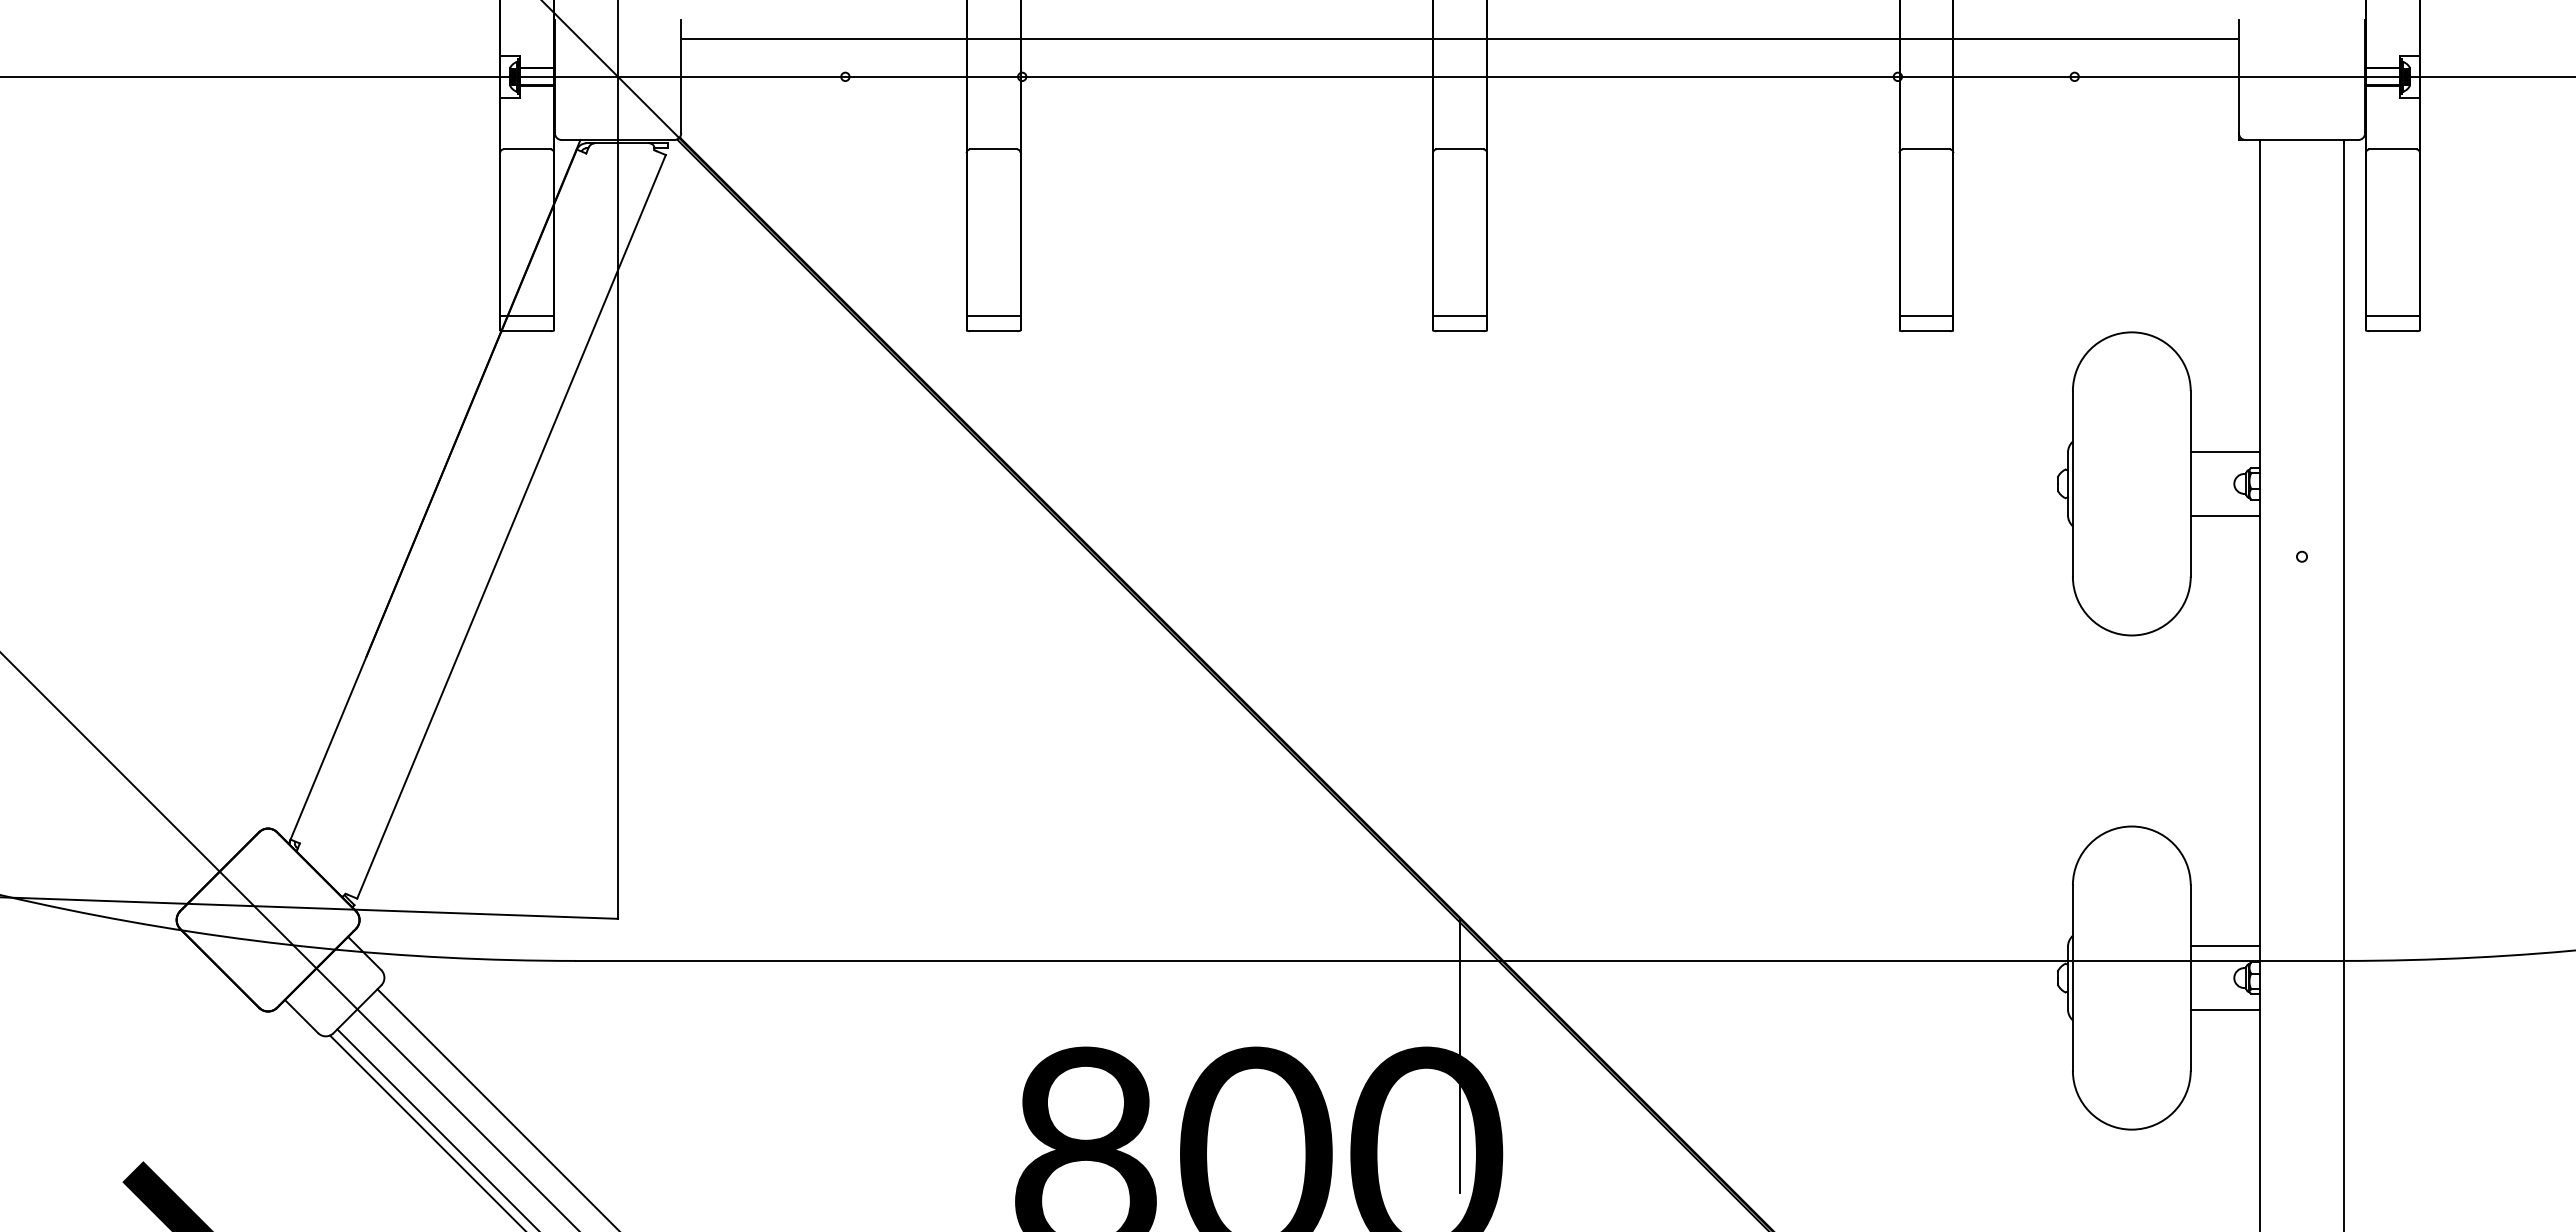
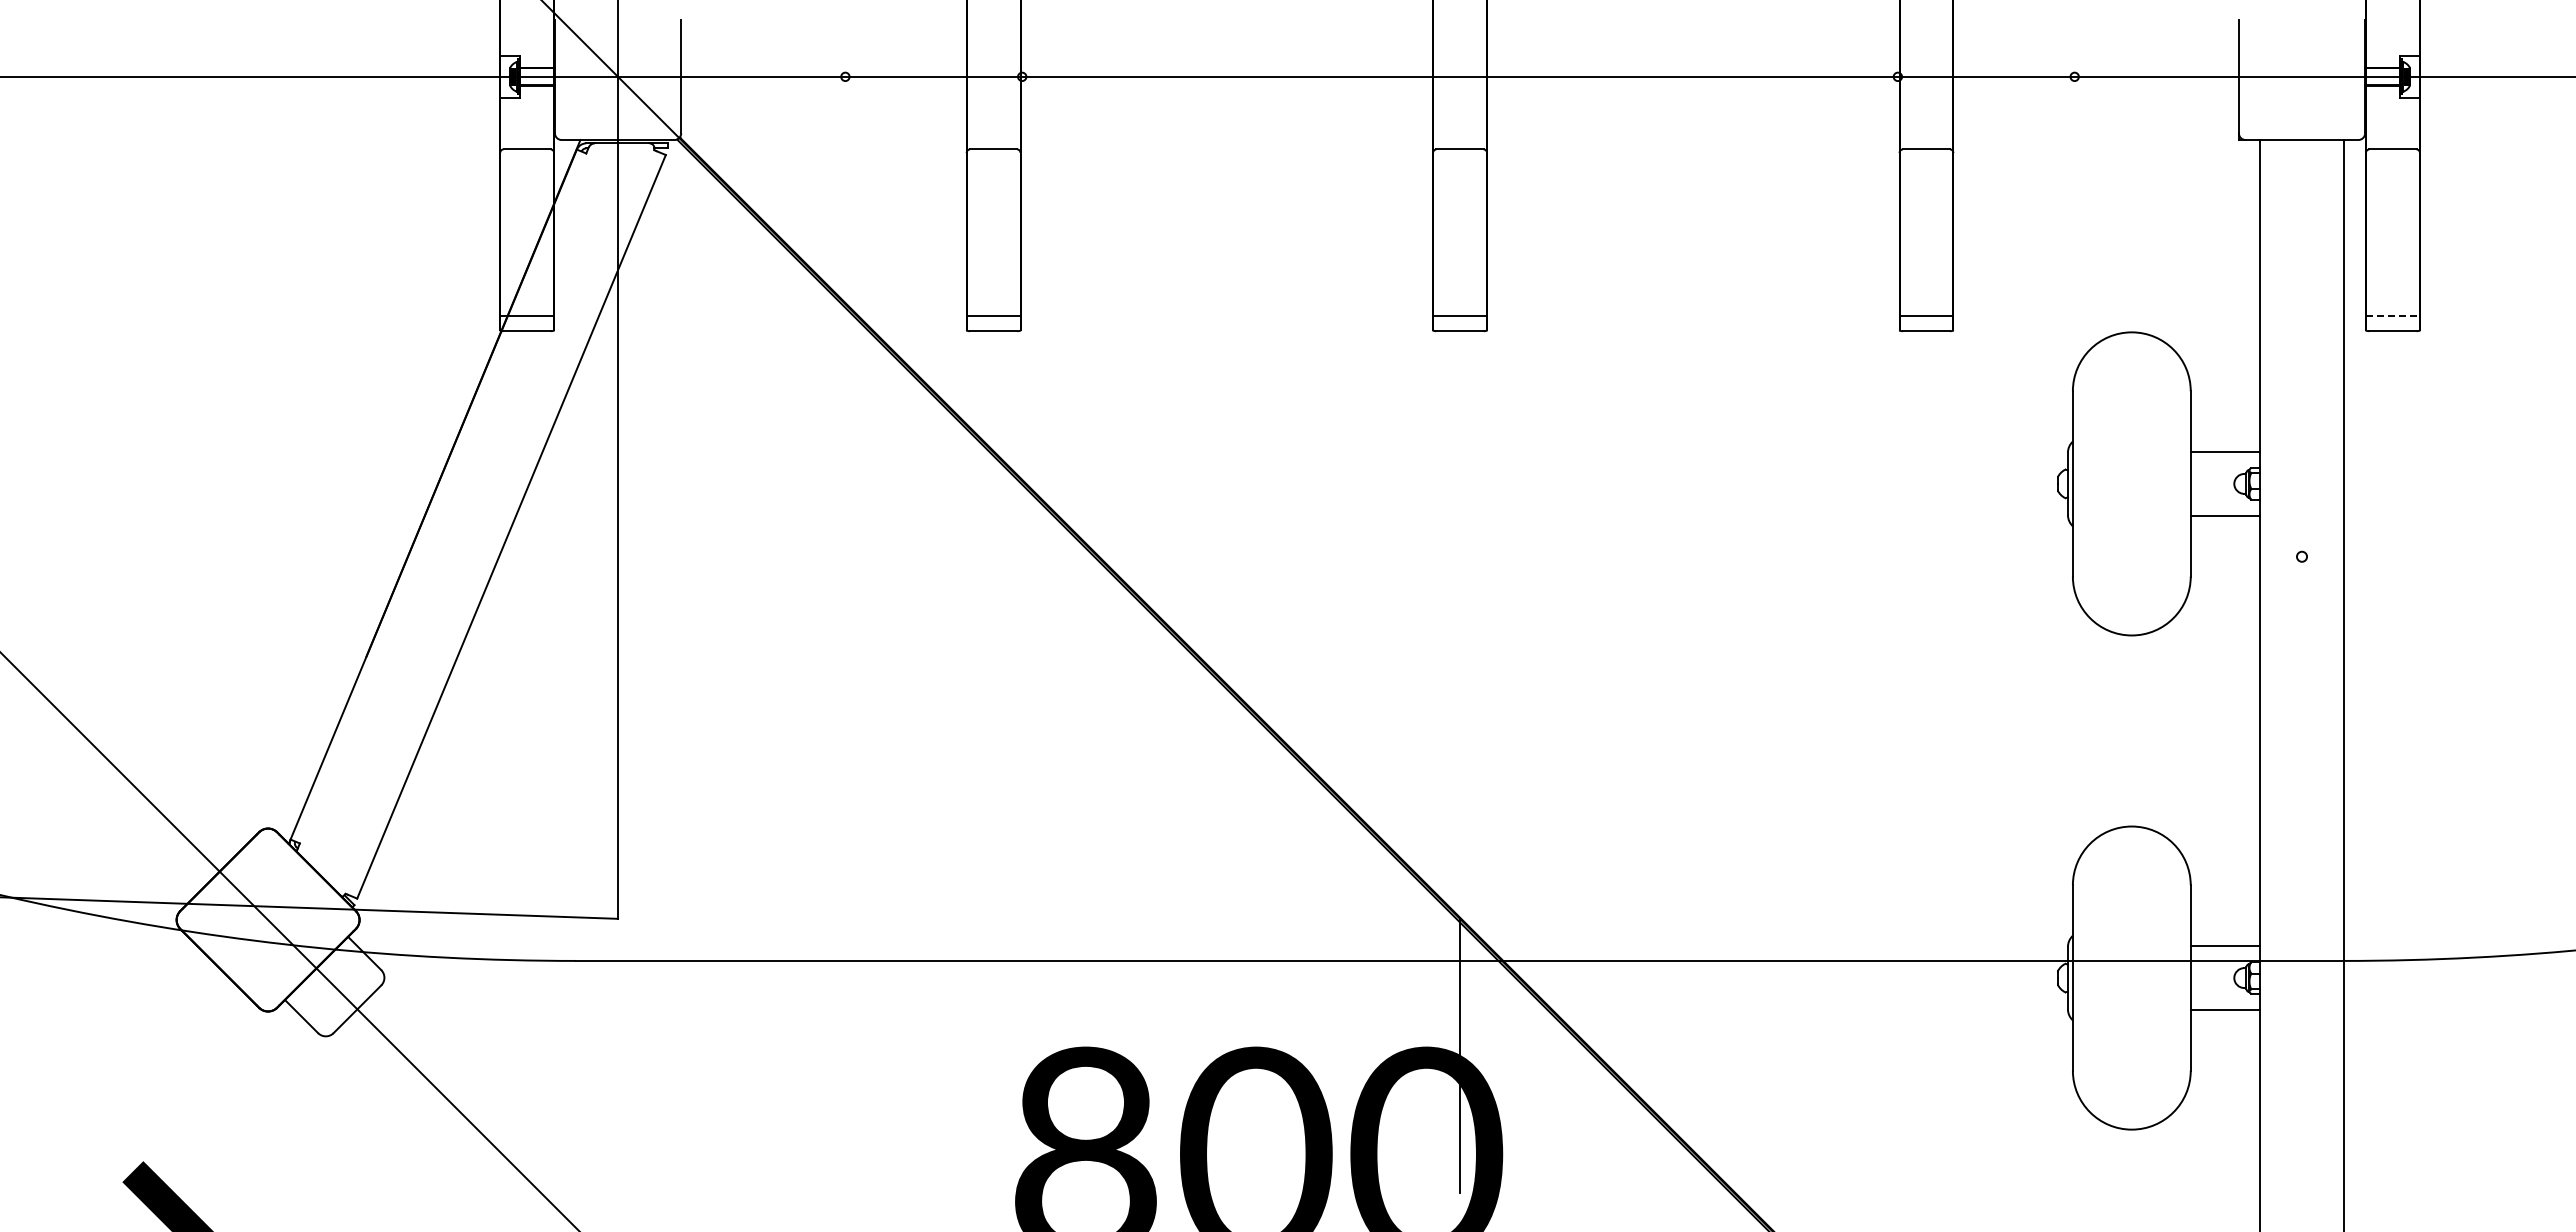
line: present -> none (1459, 38)
line: solid -> dashed (2392, 316)
line: present -> none (496, 1108)
line: present -> none (436, 1128)
line: present -> none (426, 1131)
